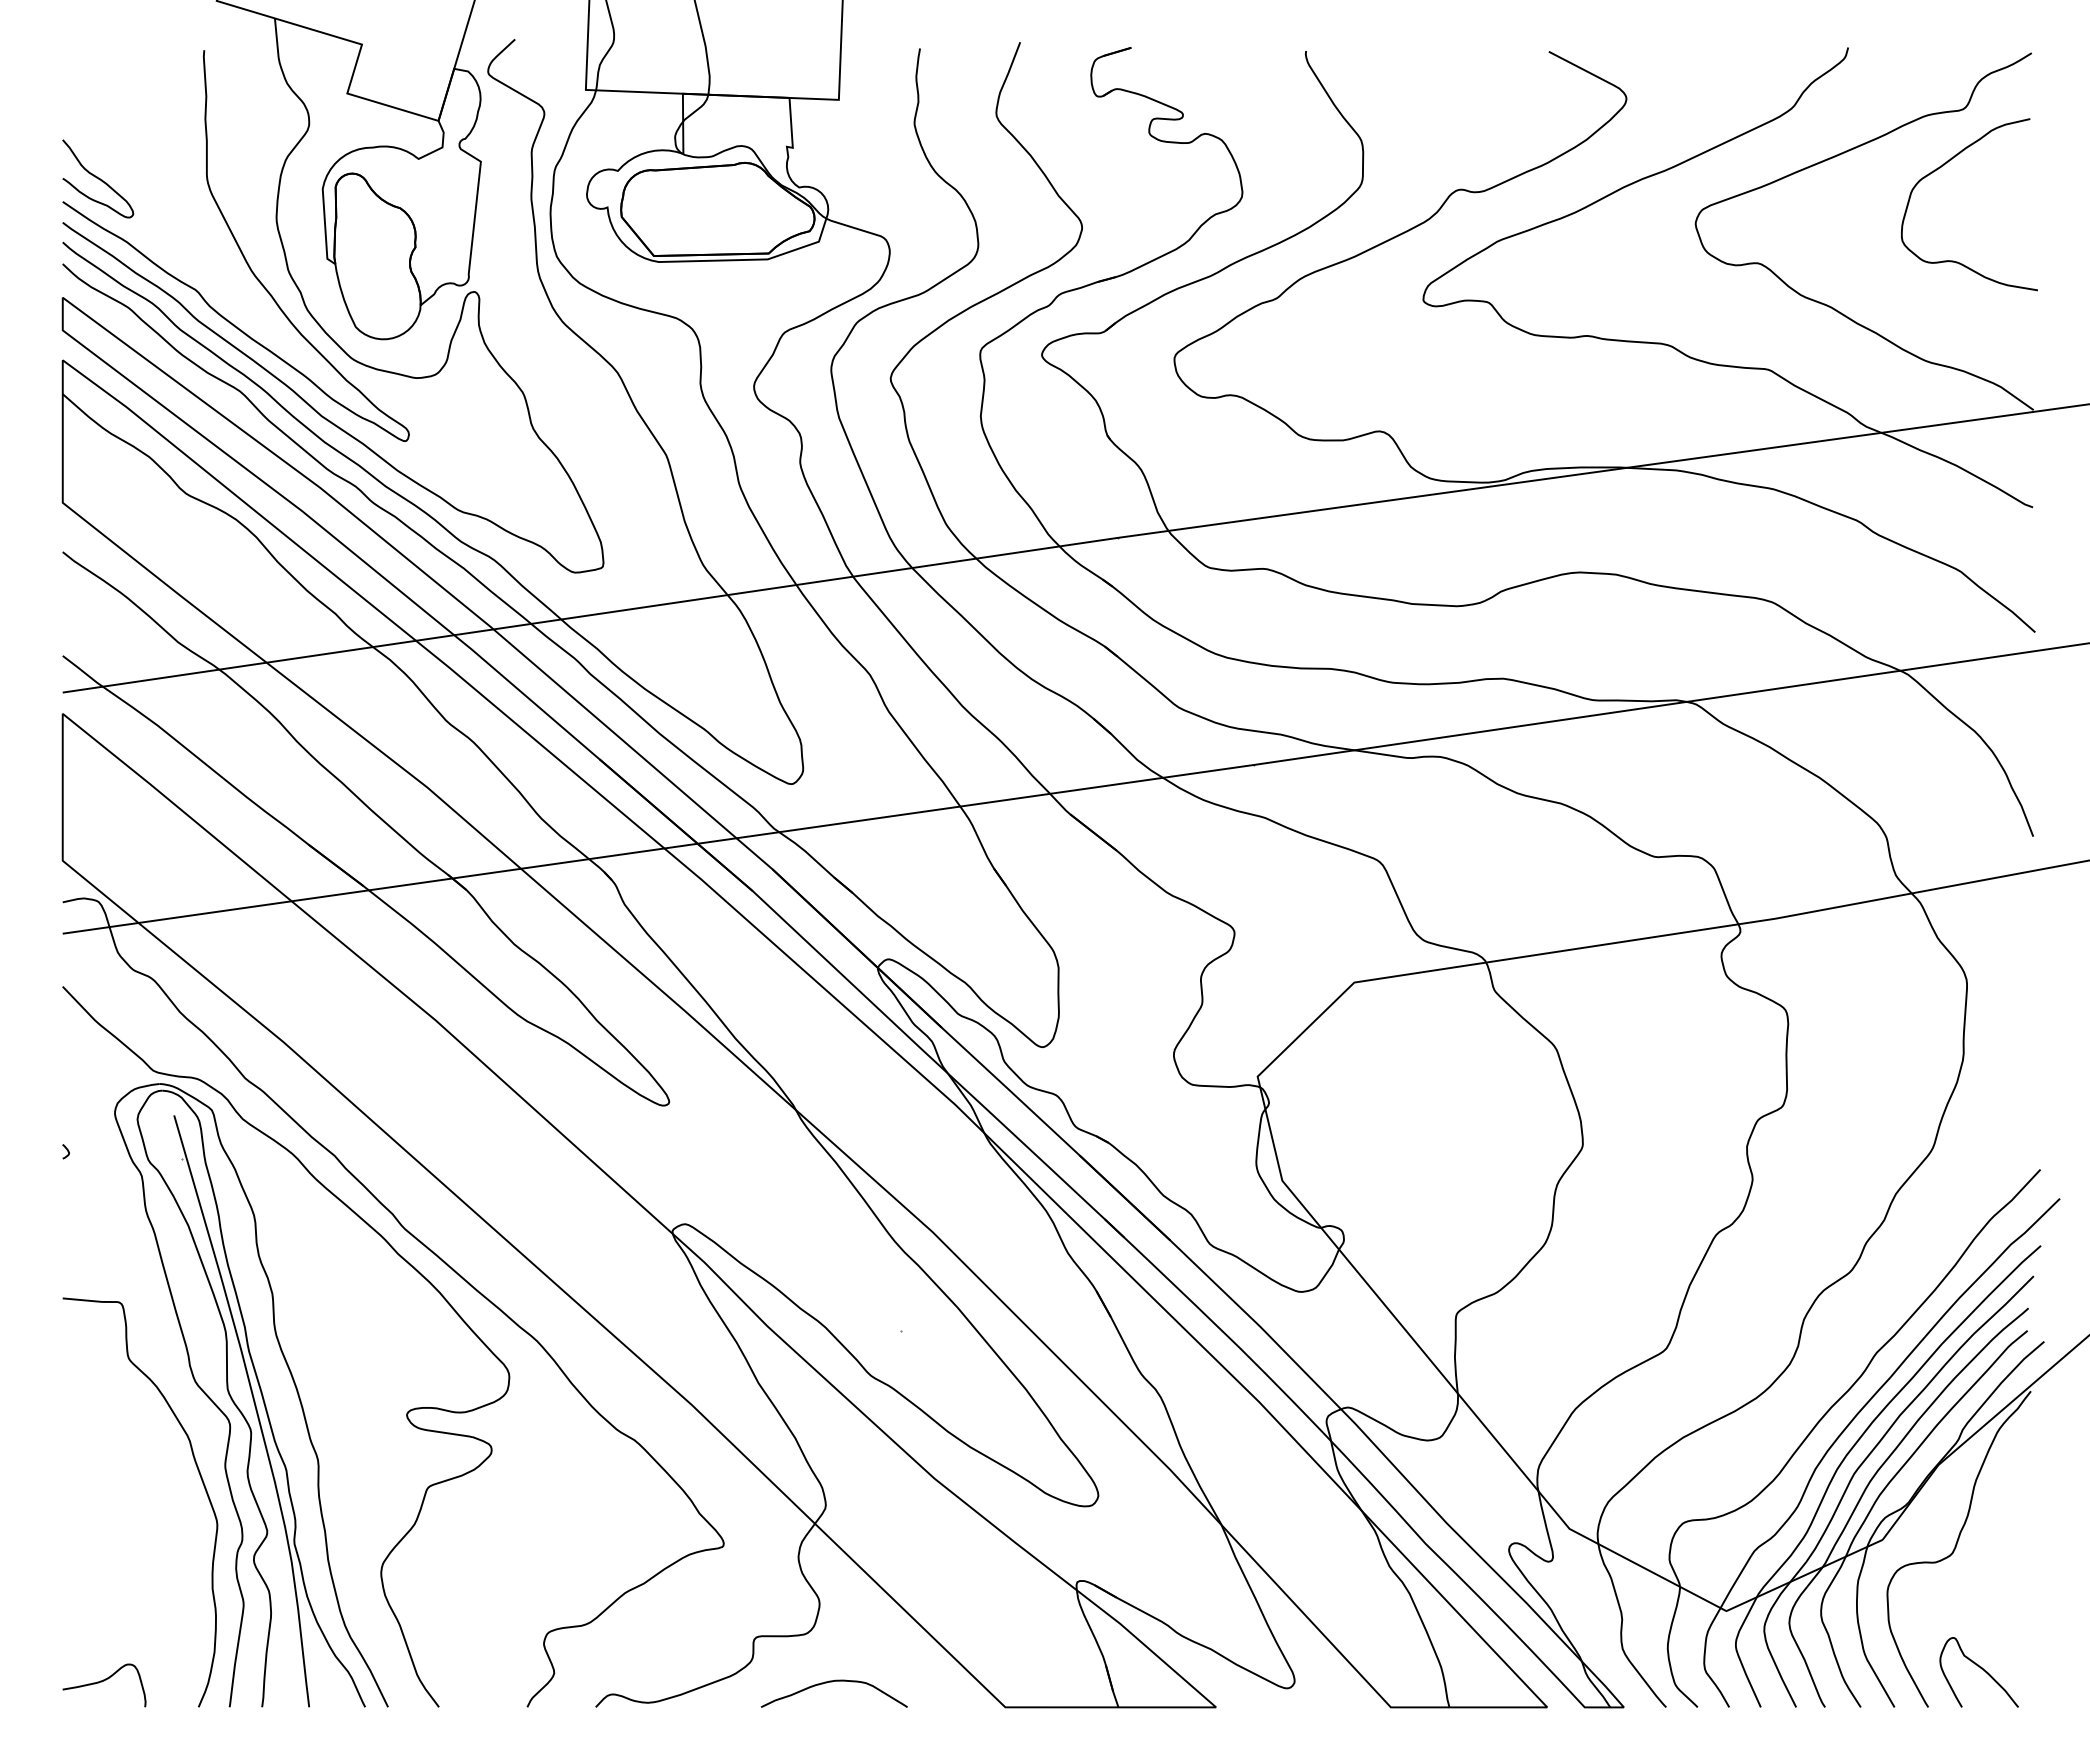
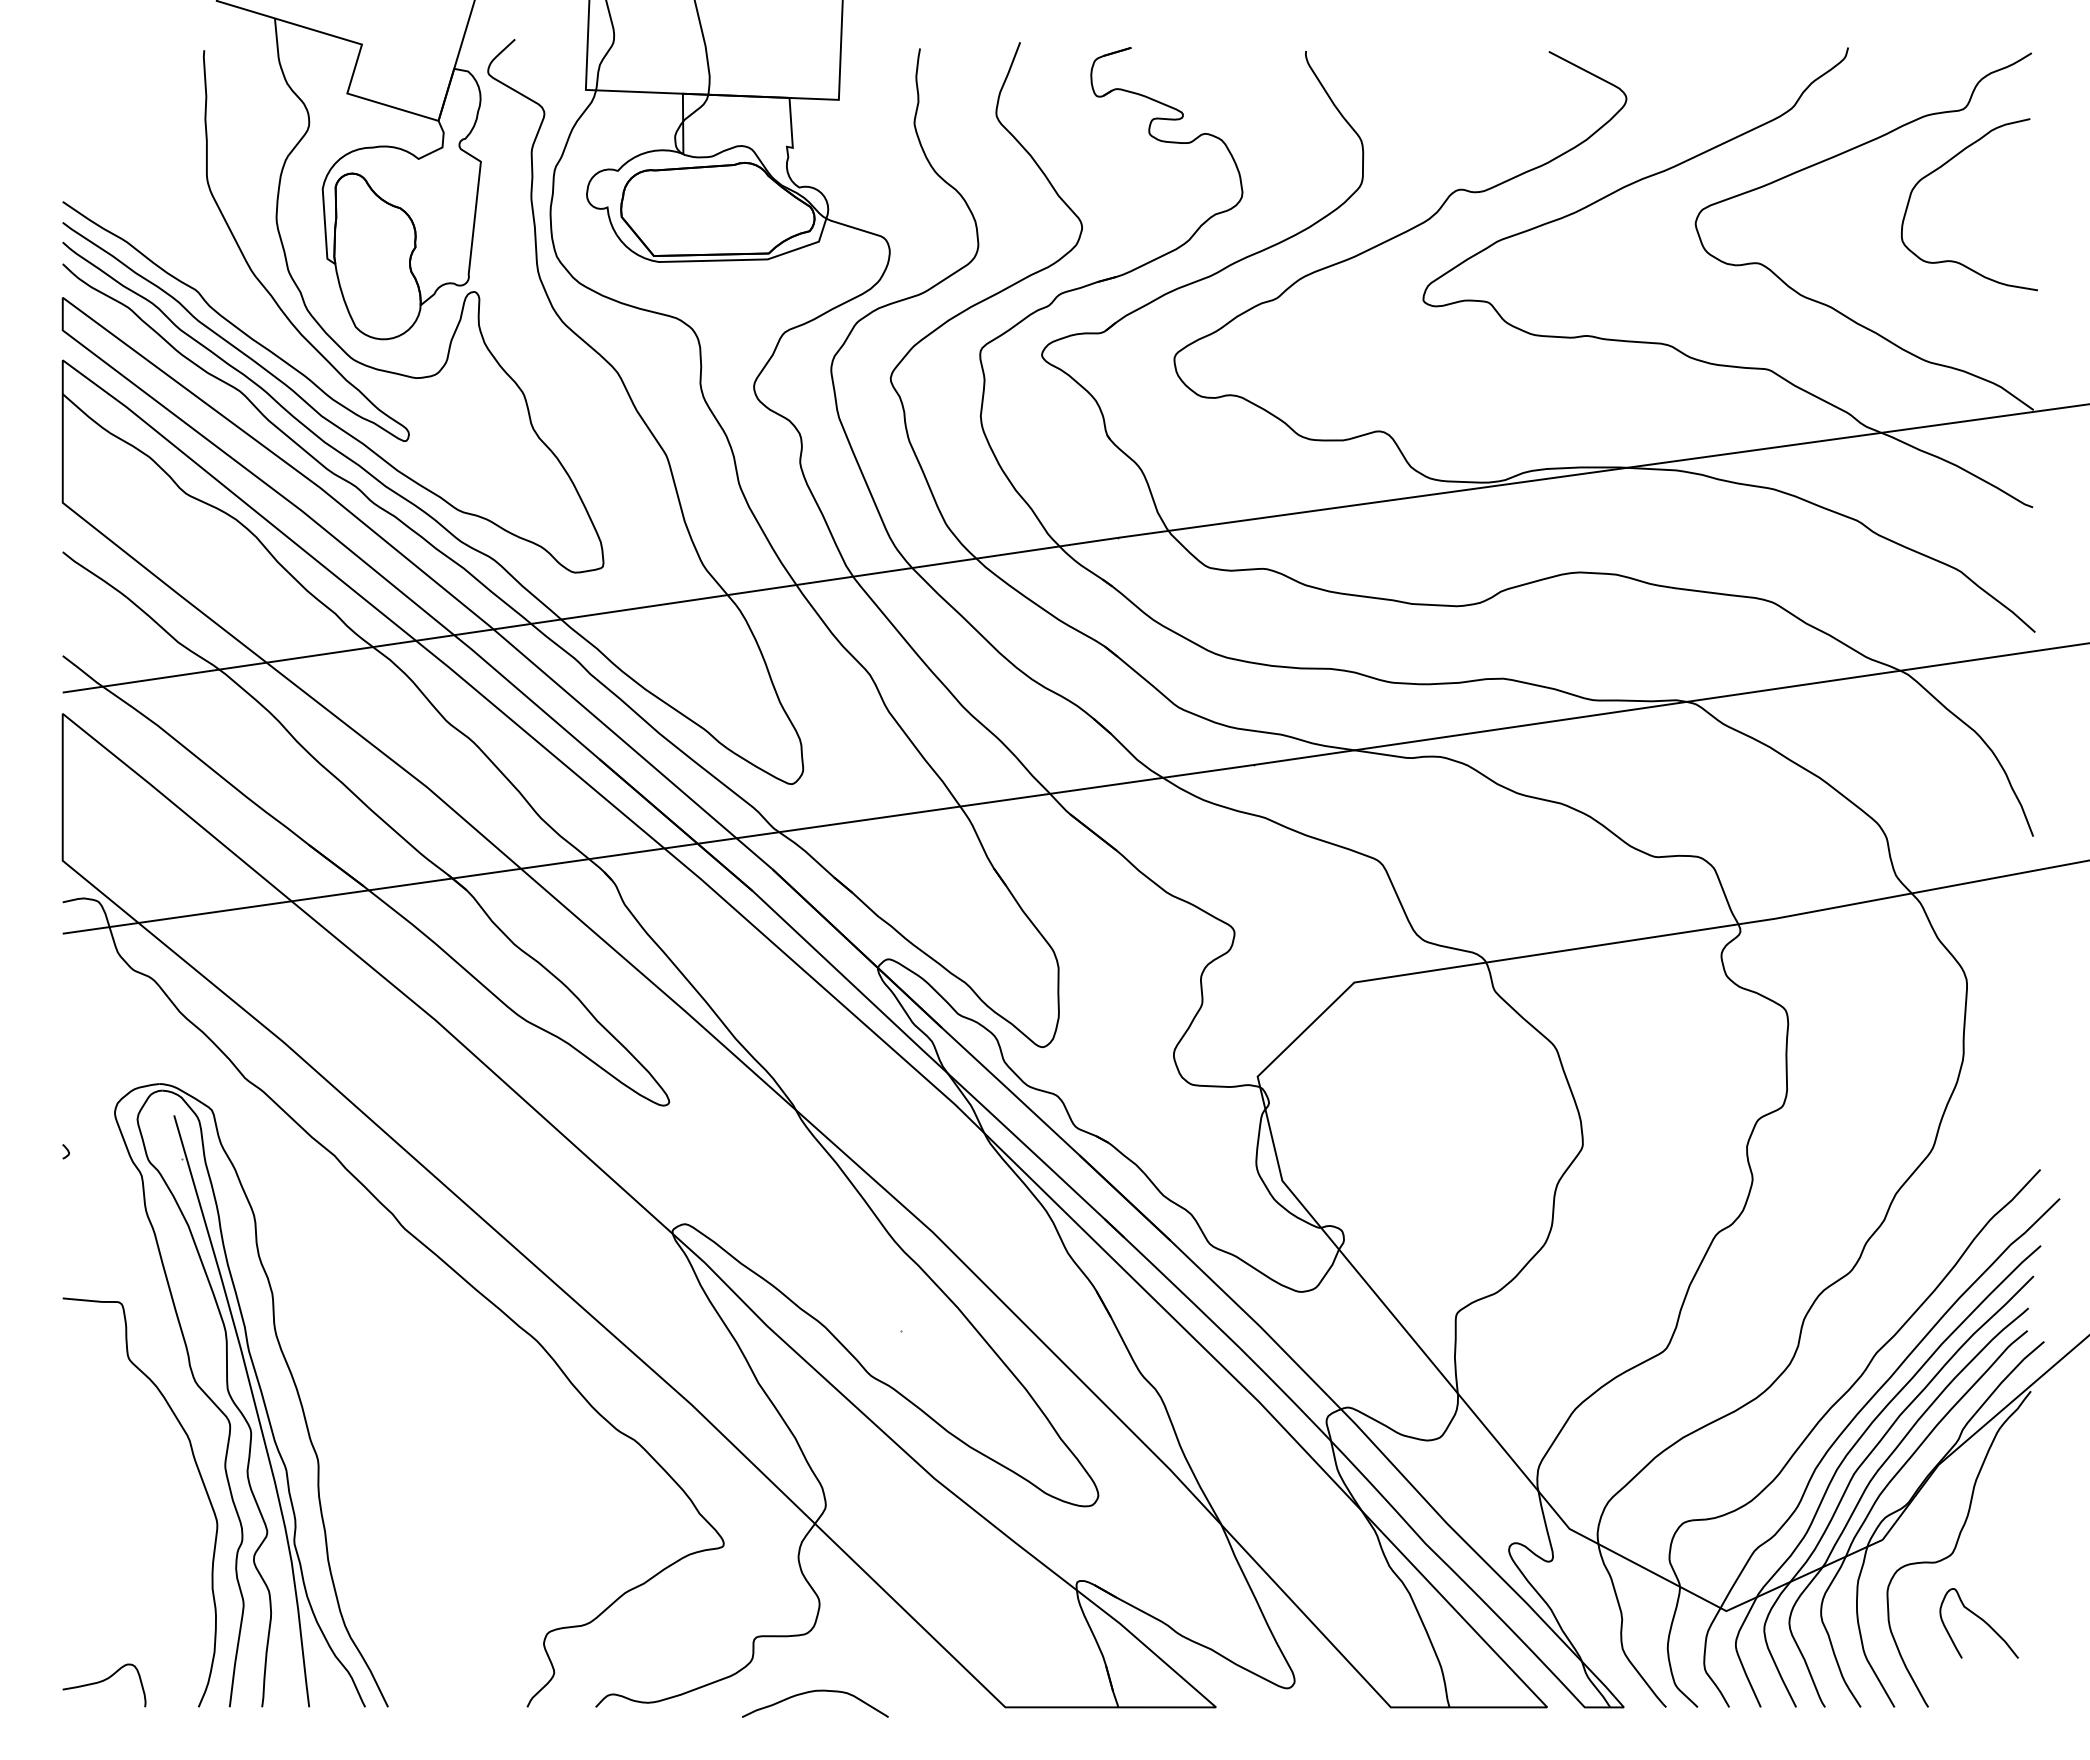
curve: present -> none (98, 178)
curve: present -> none (407, 1411)
curve position: (1981, 1669) -> (1981, 1620) (1981, 1620)
curve position: (832, 1682) -> (813, 1692) (813, 1692)
